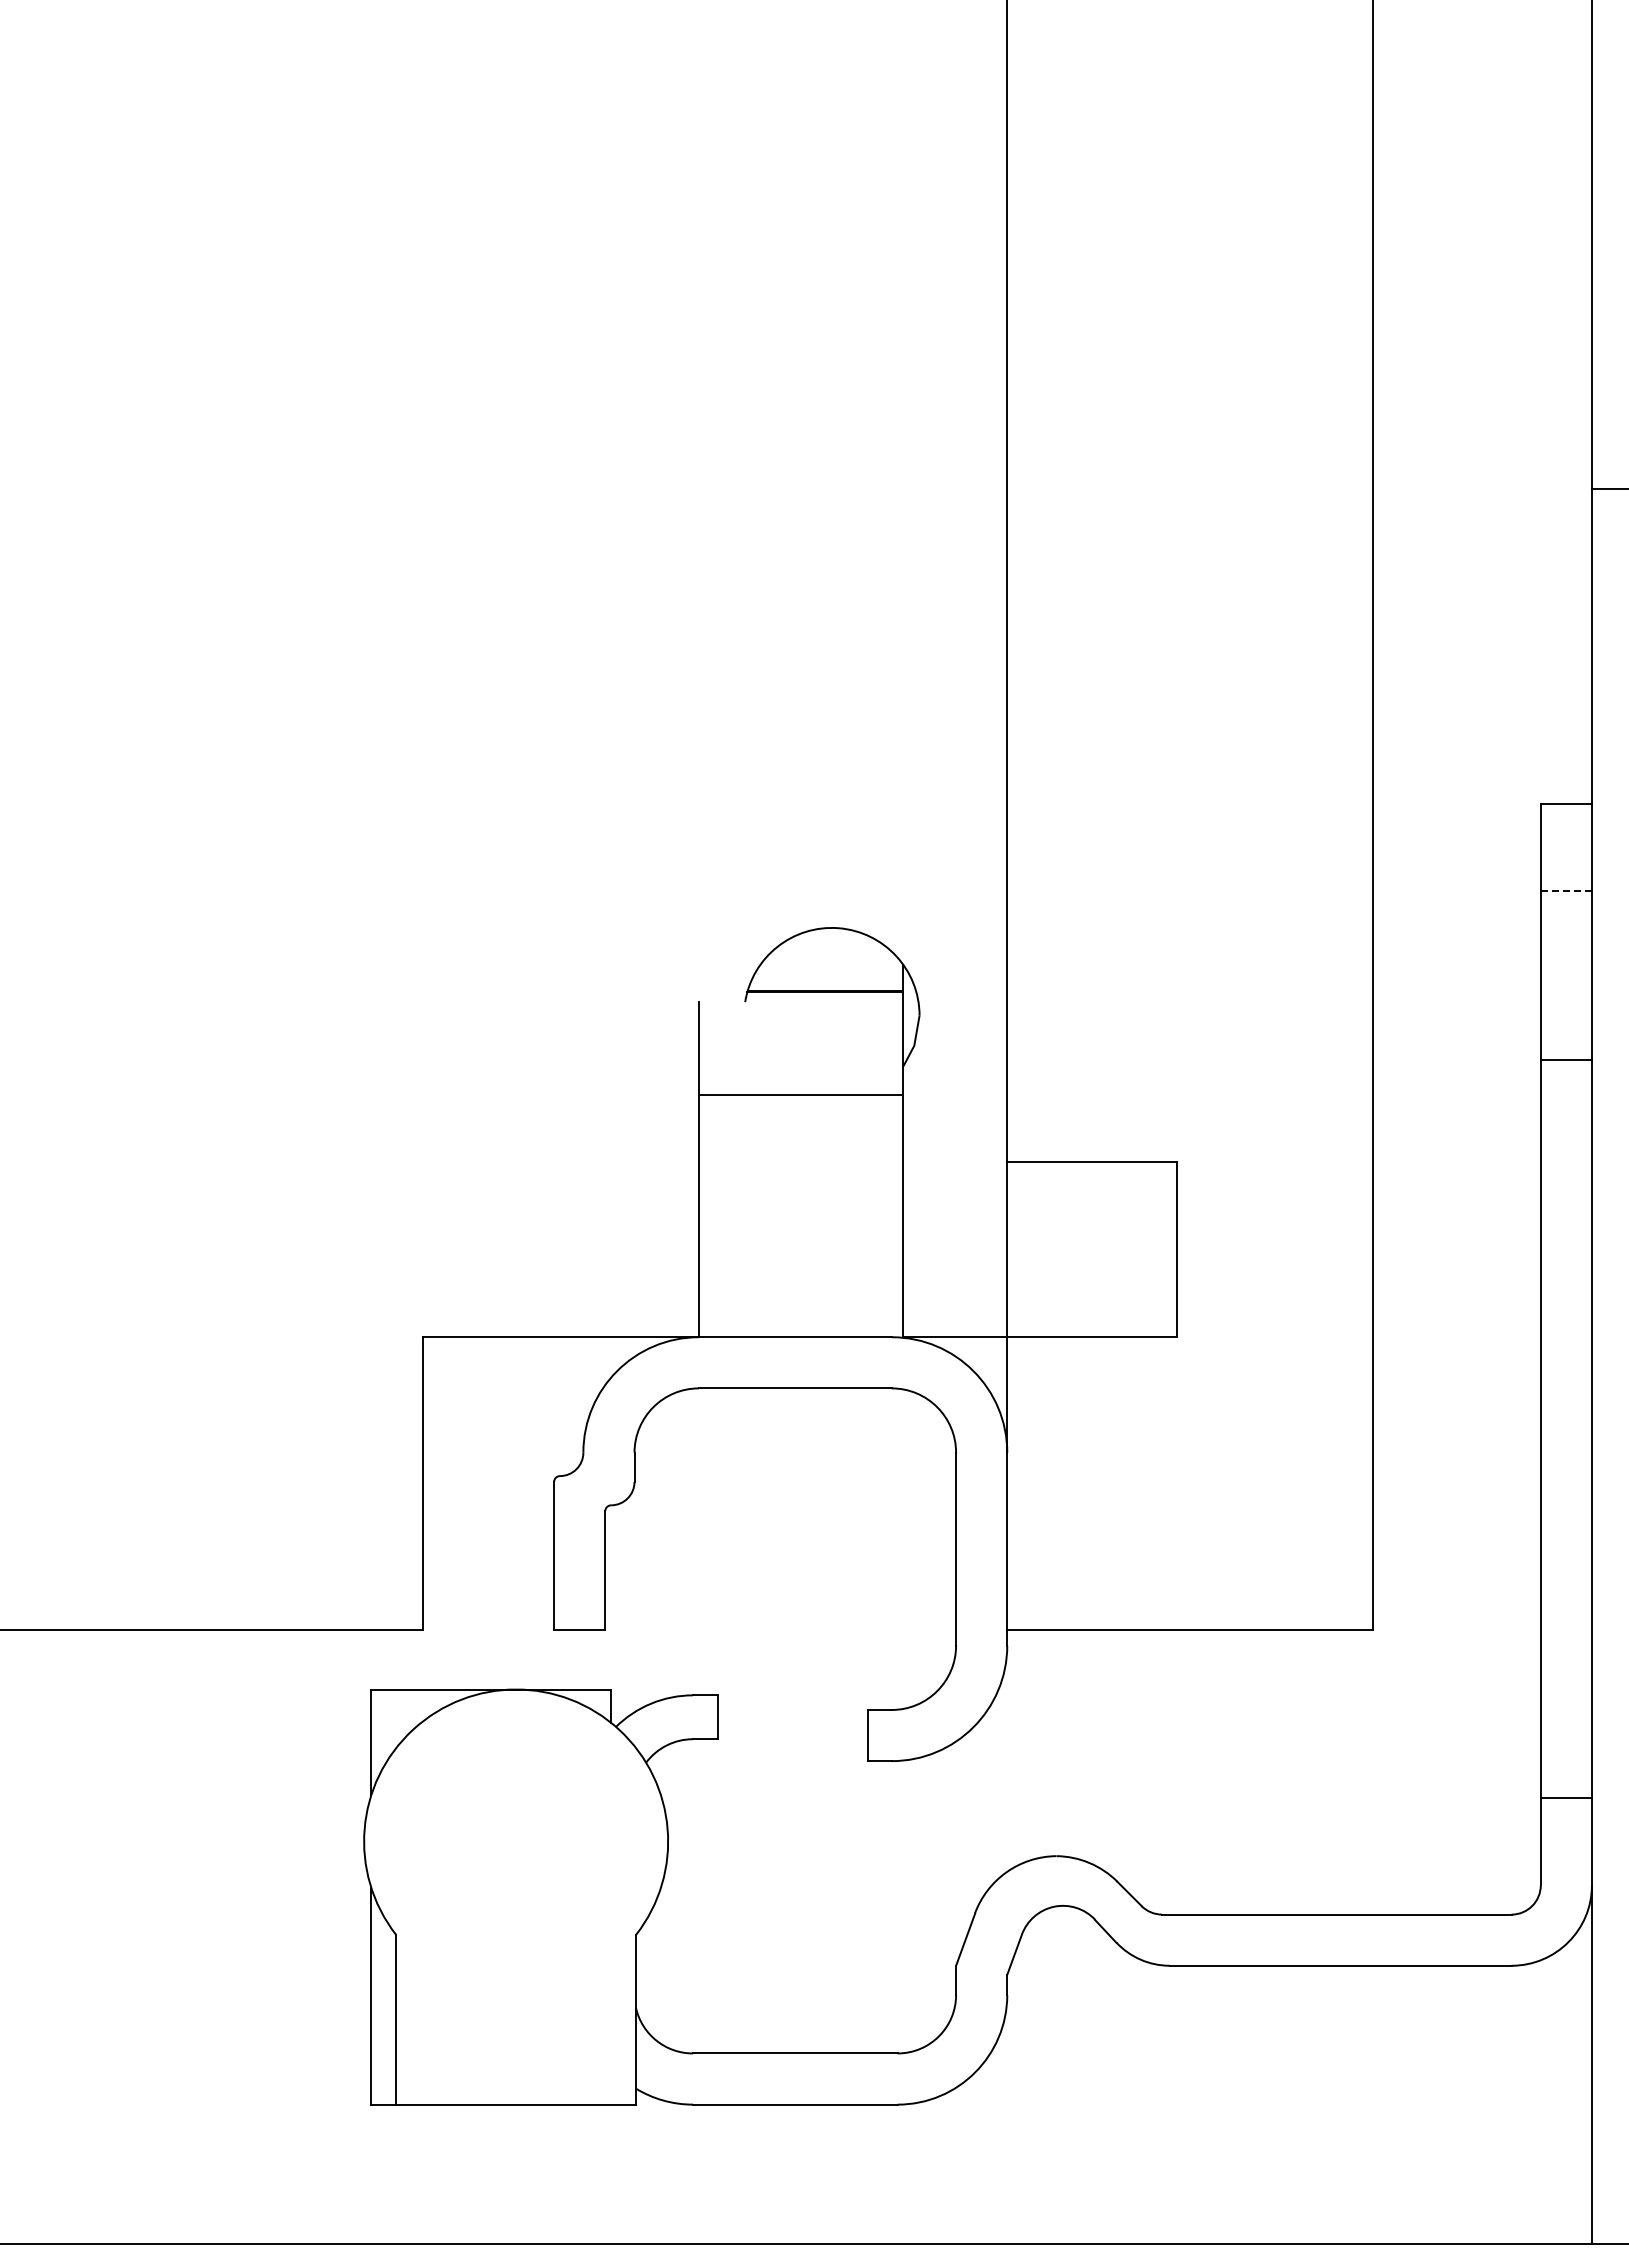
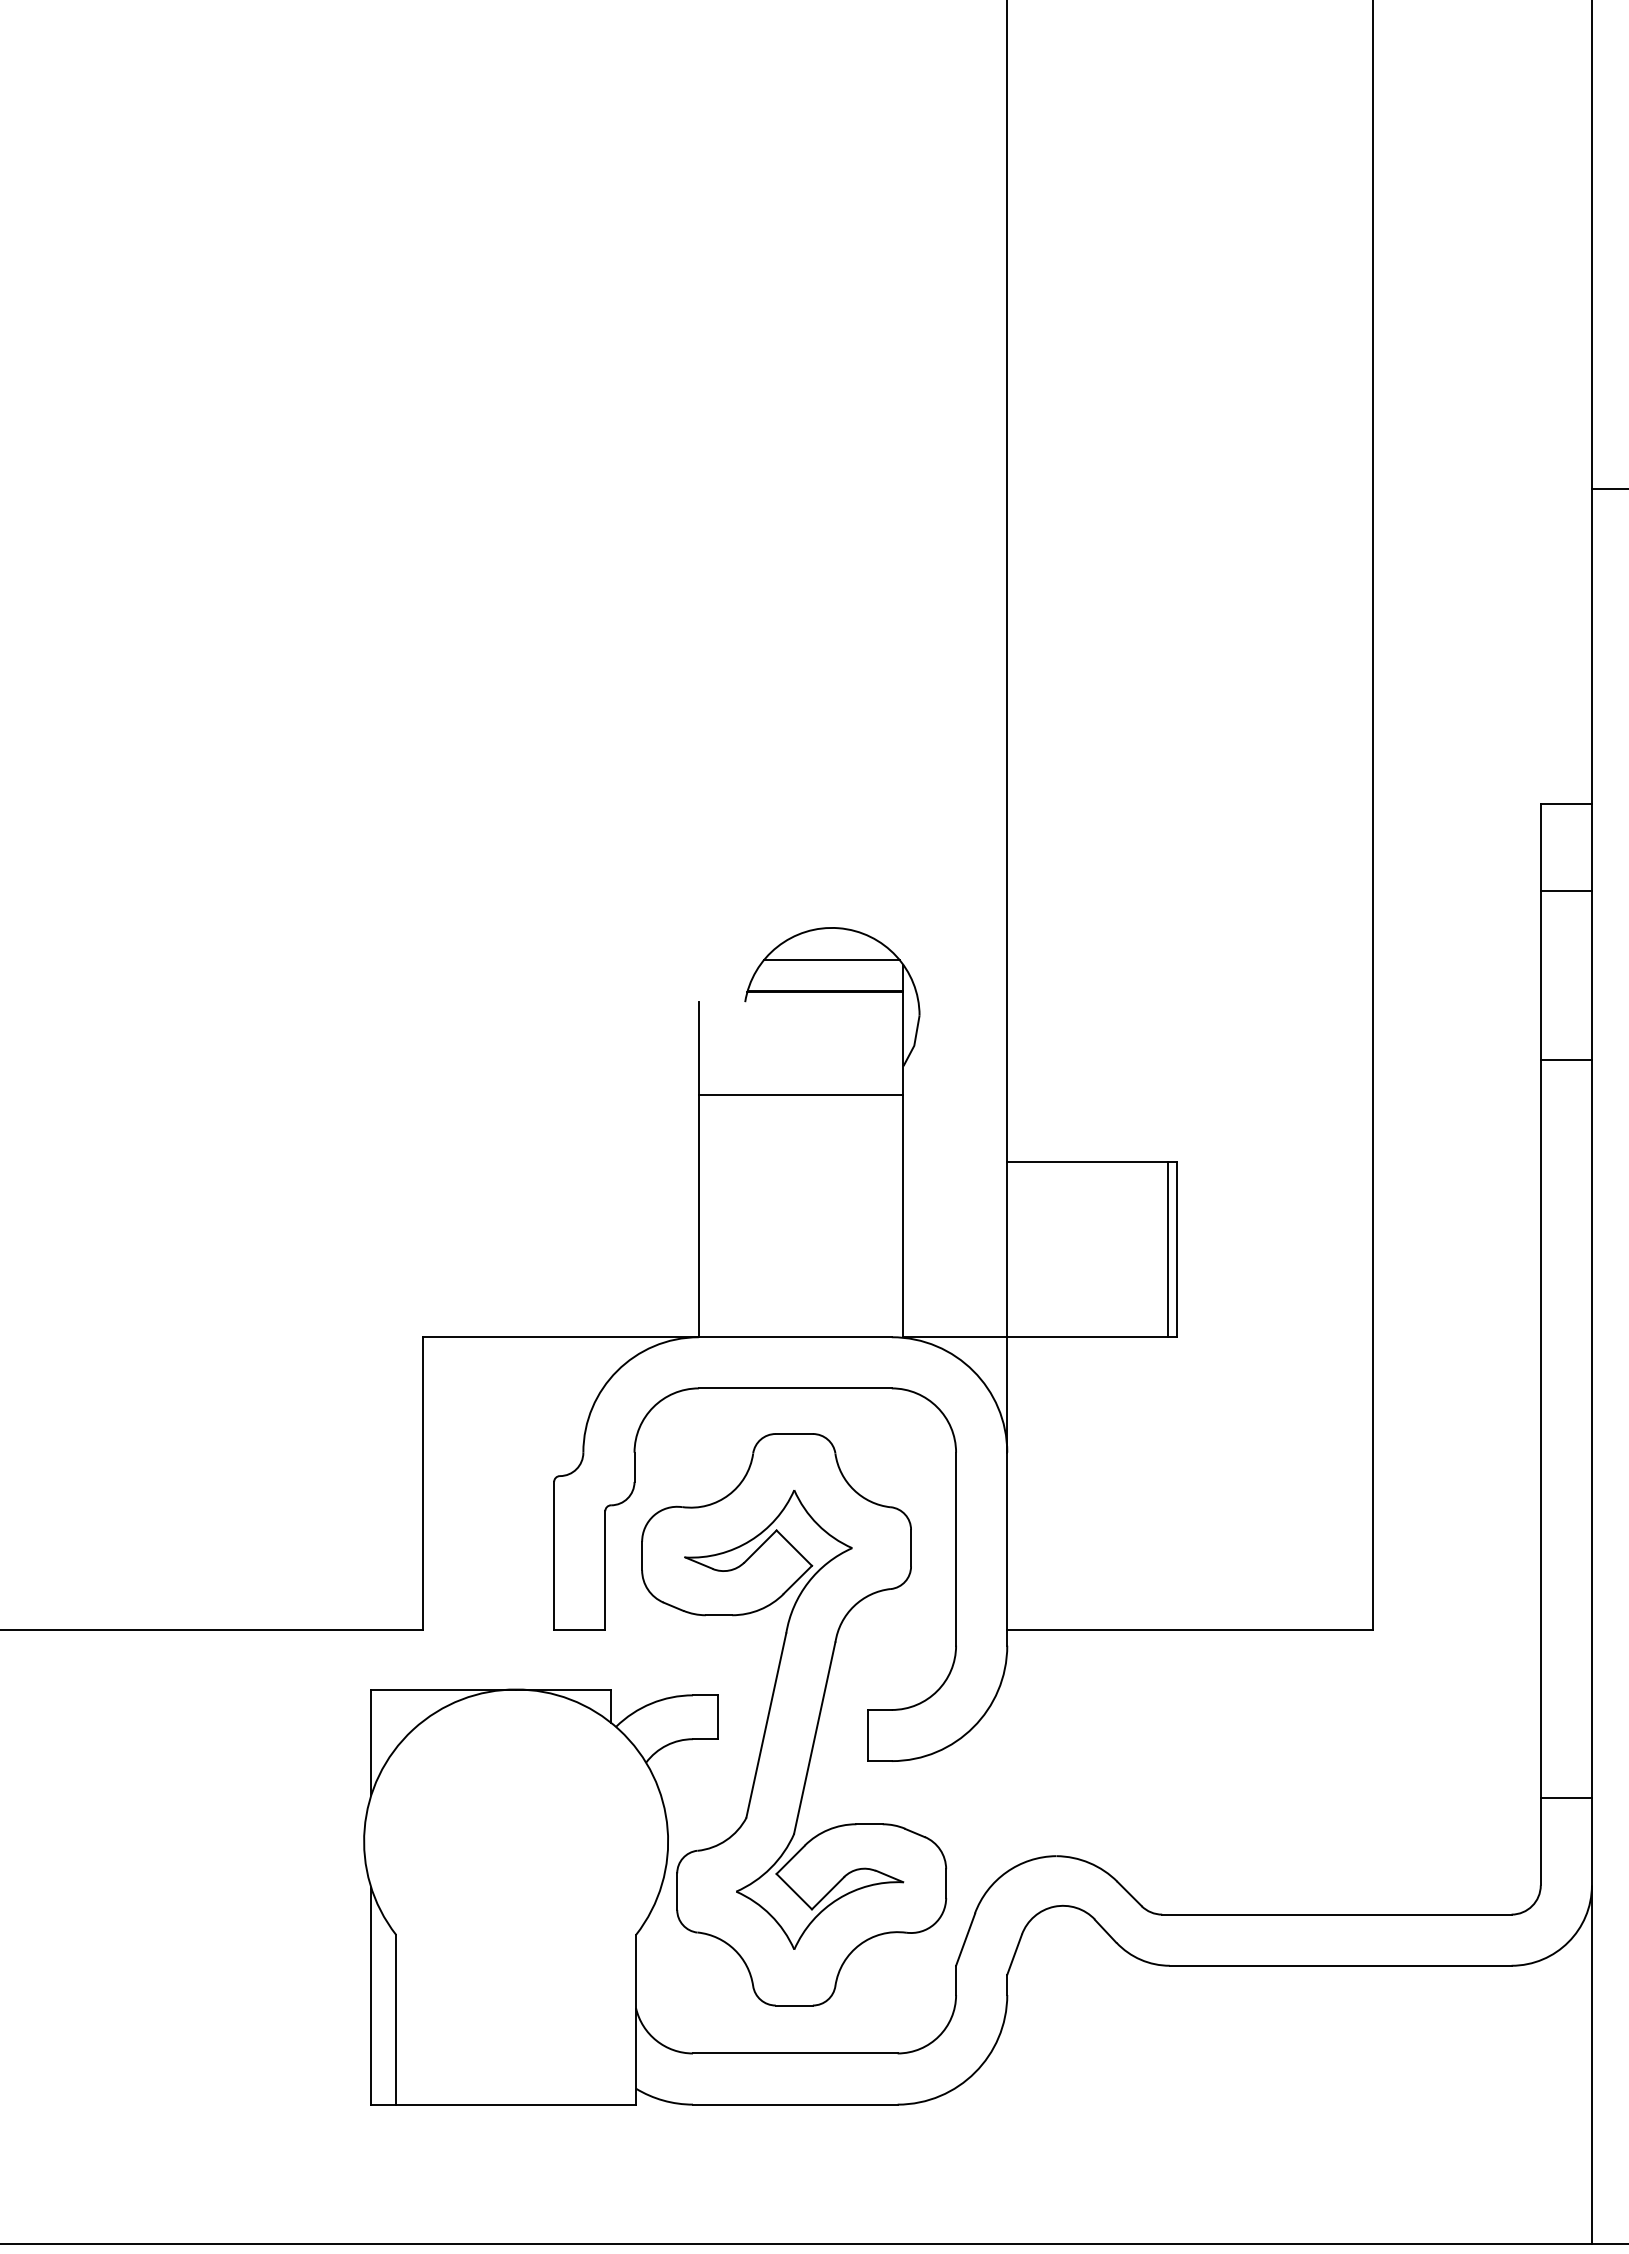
line: dashed -> solid (1566, 891)
line: none -> present (831, 960)
line: none -> present (1168, 1249)
part: none -> present (794, 1719)
